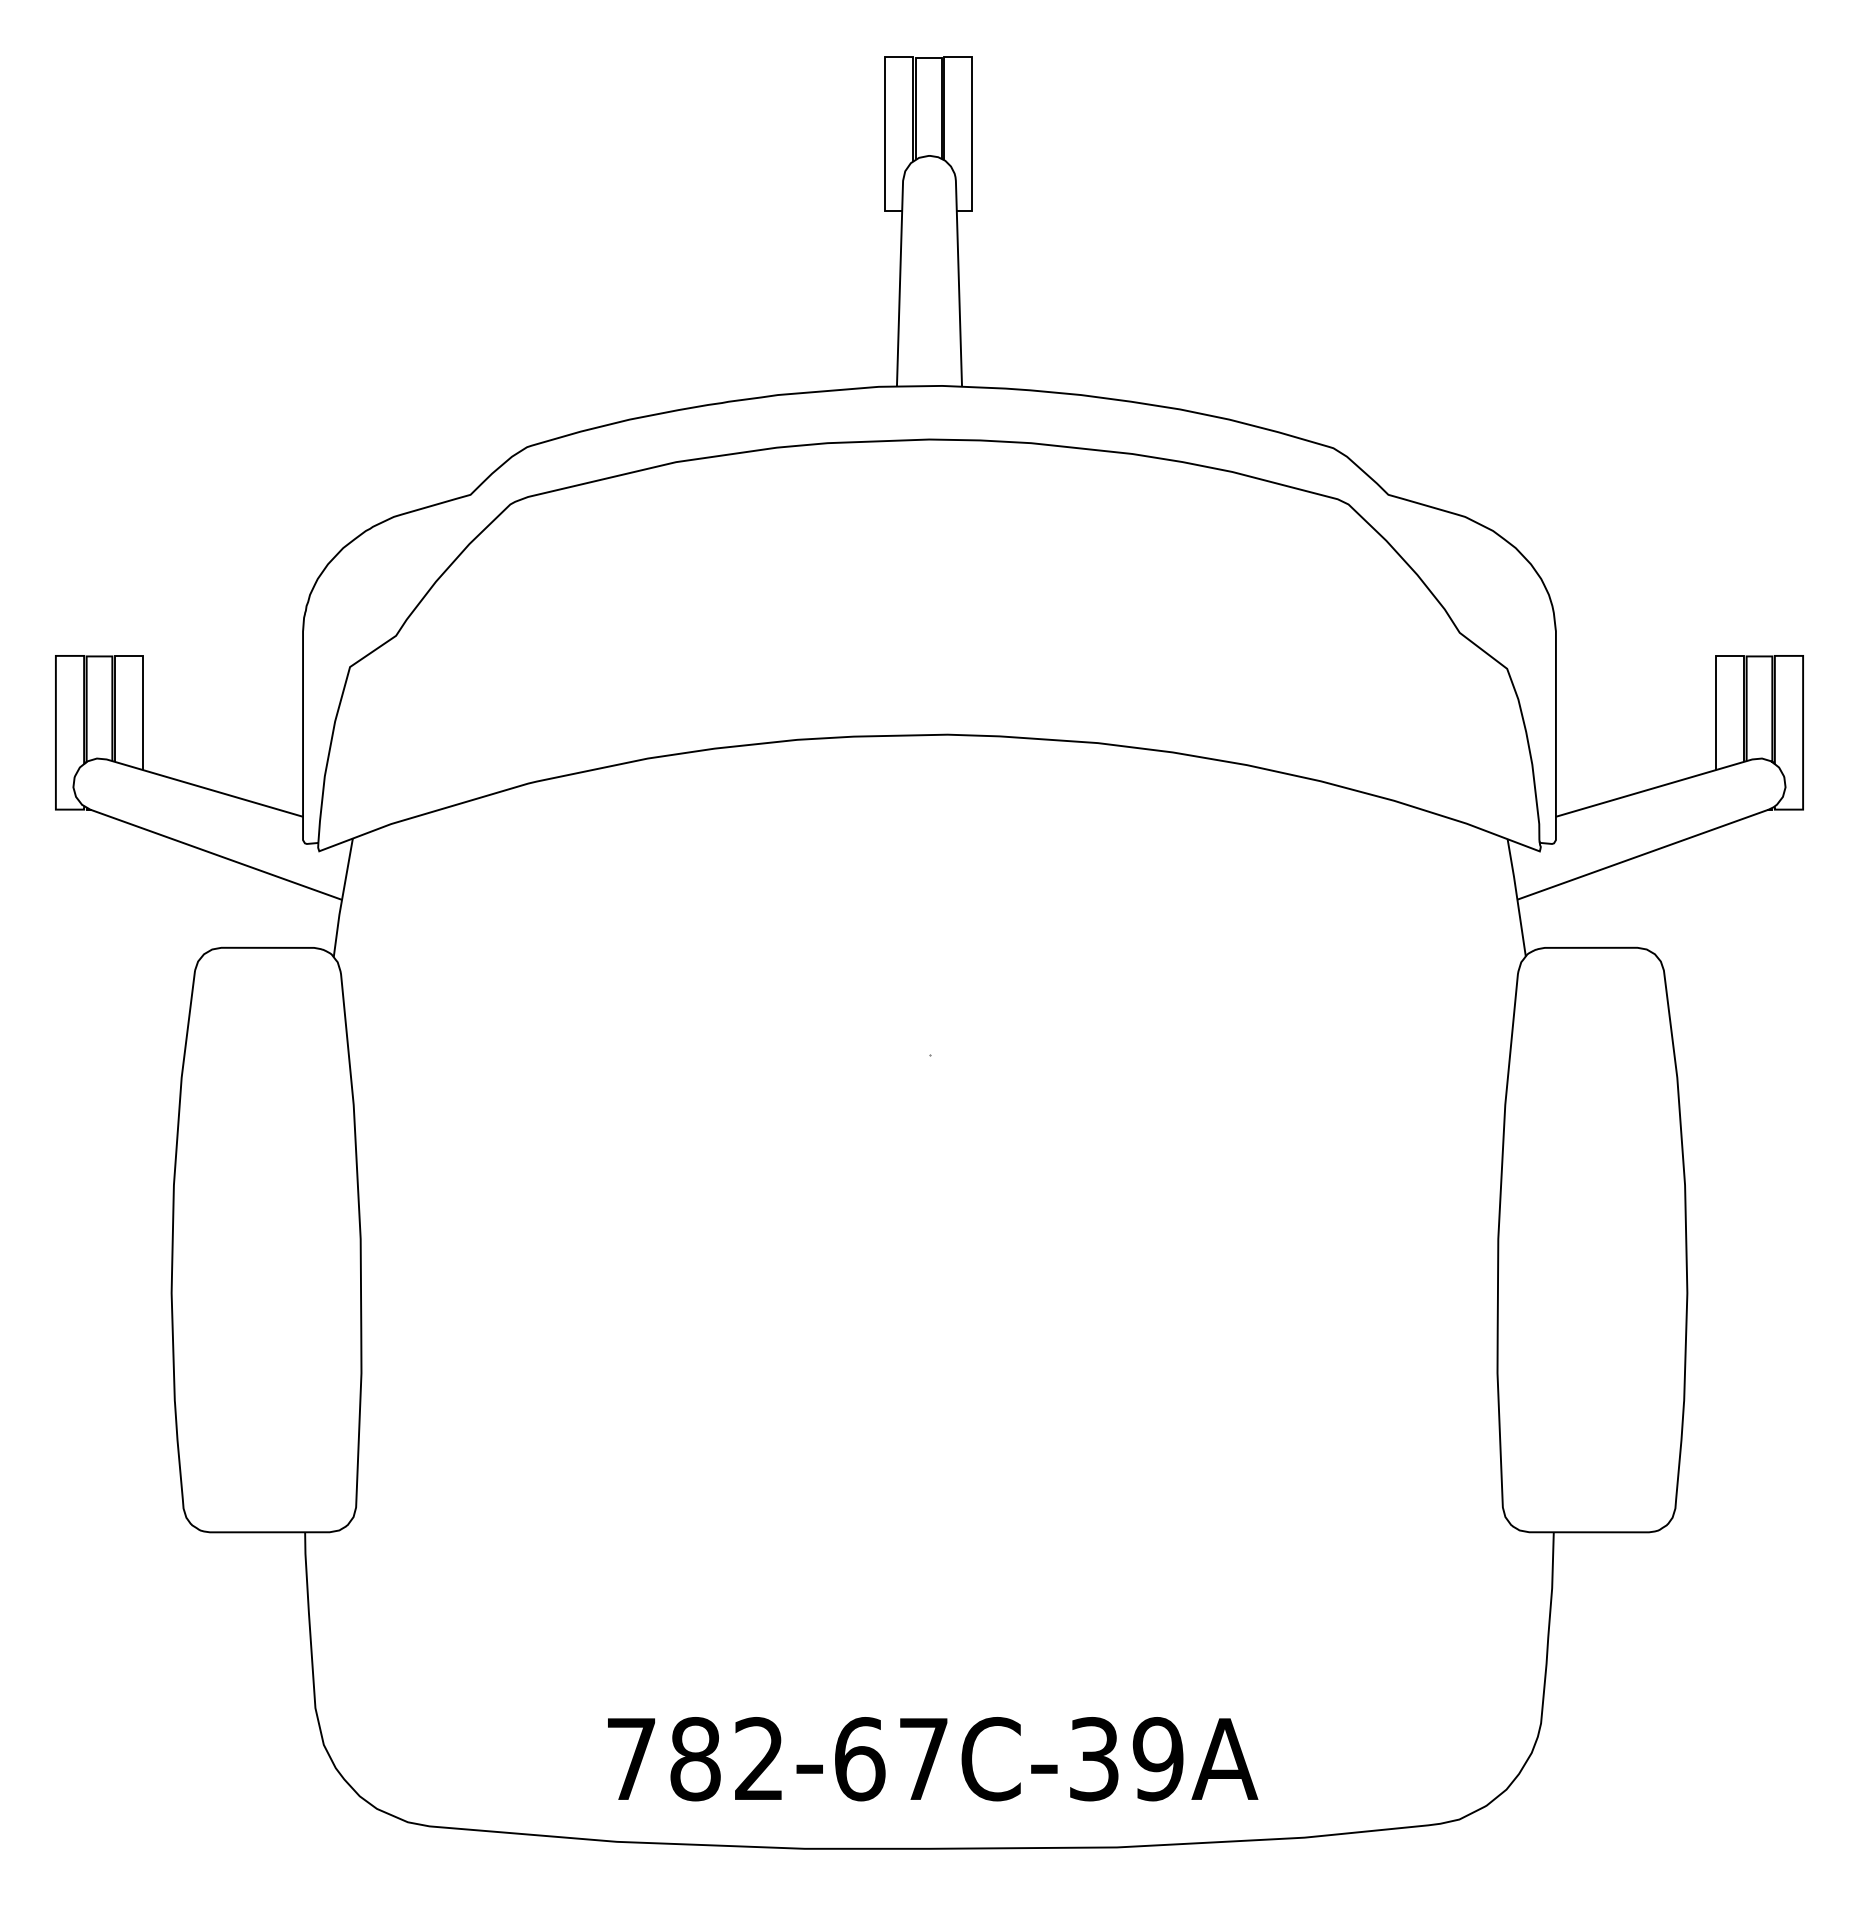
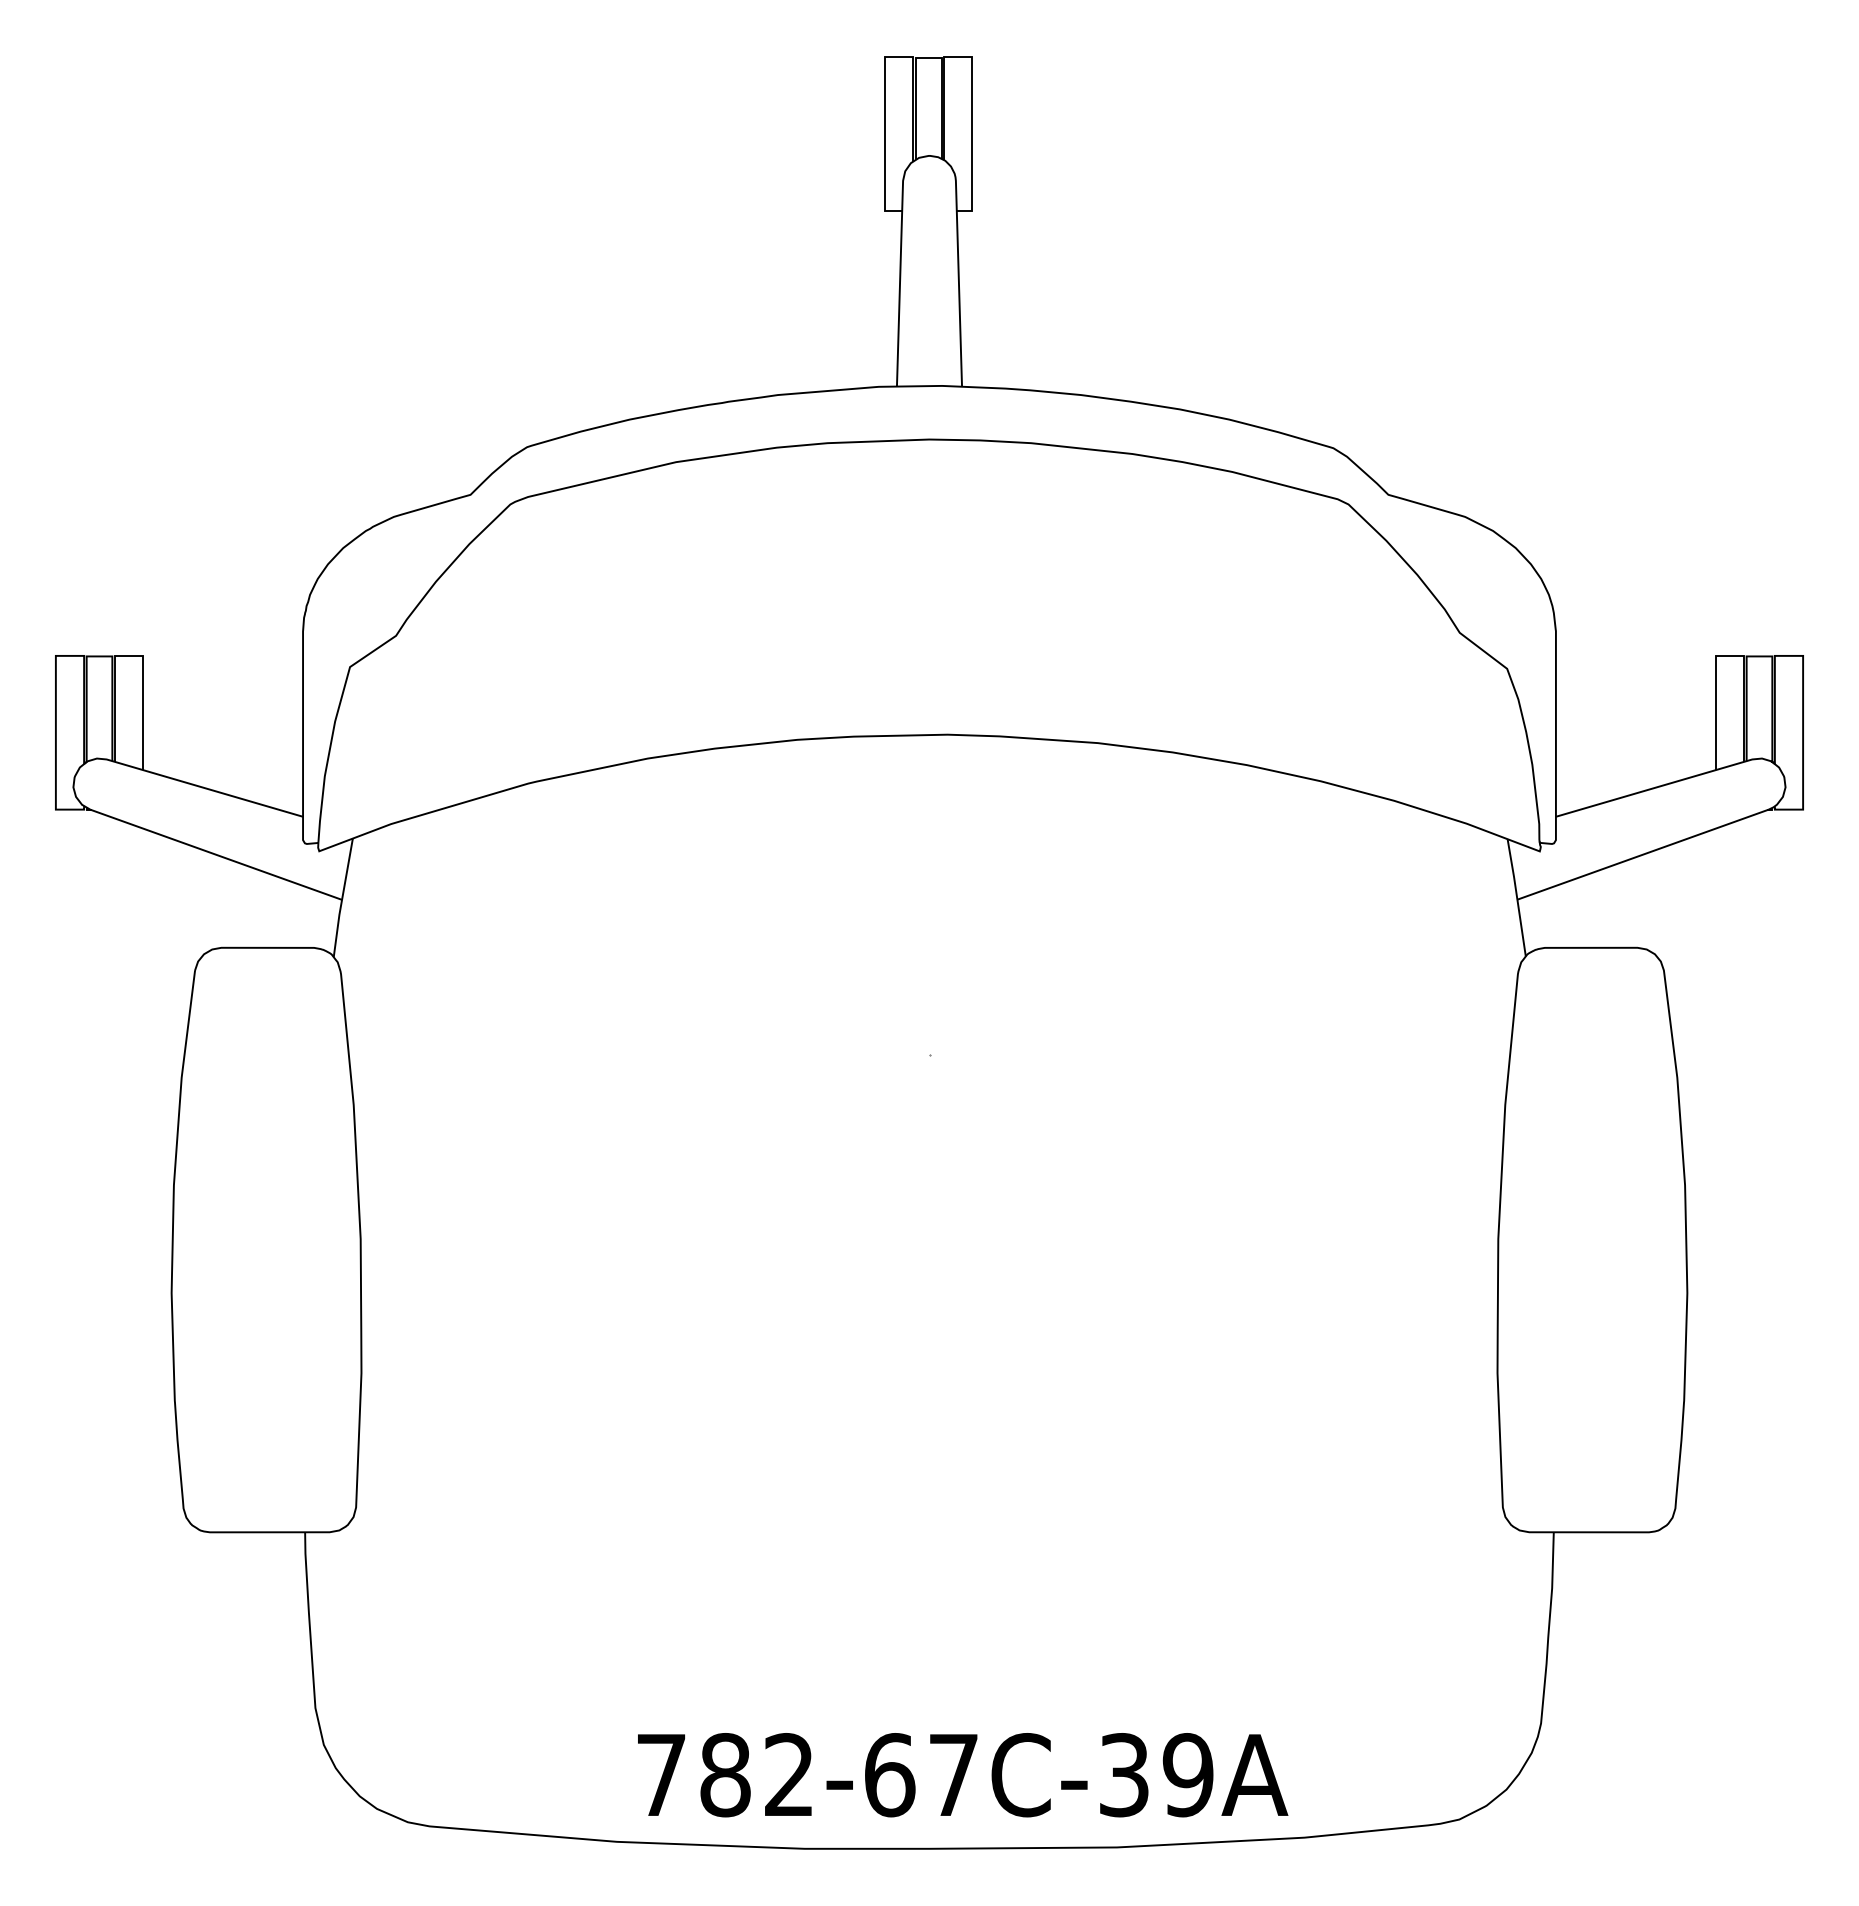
text position: (933, 1759) -> (963, 1775) (963, 1775)
